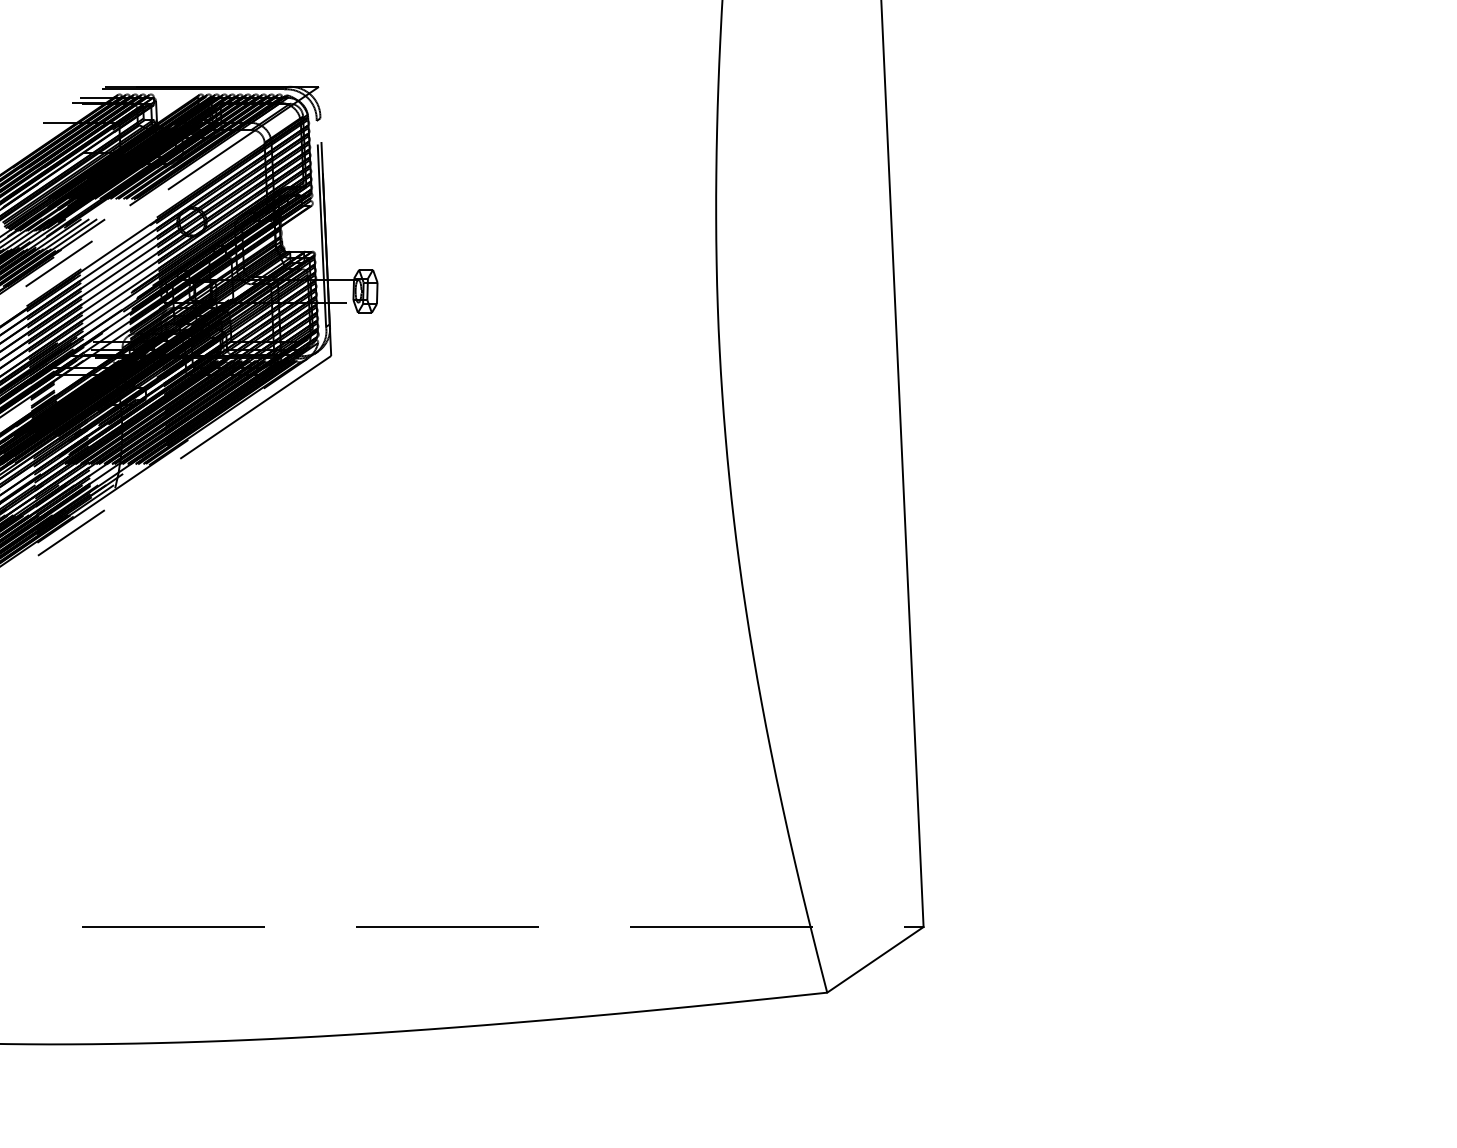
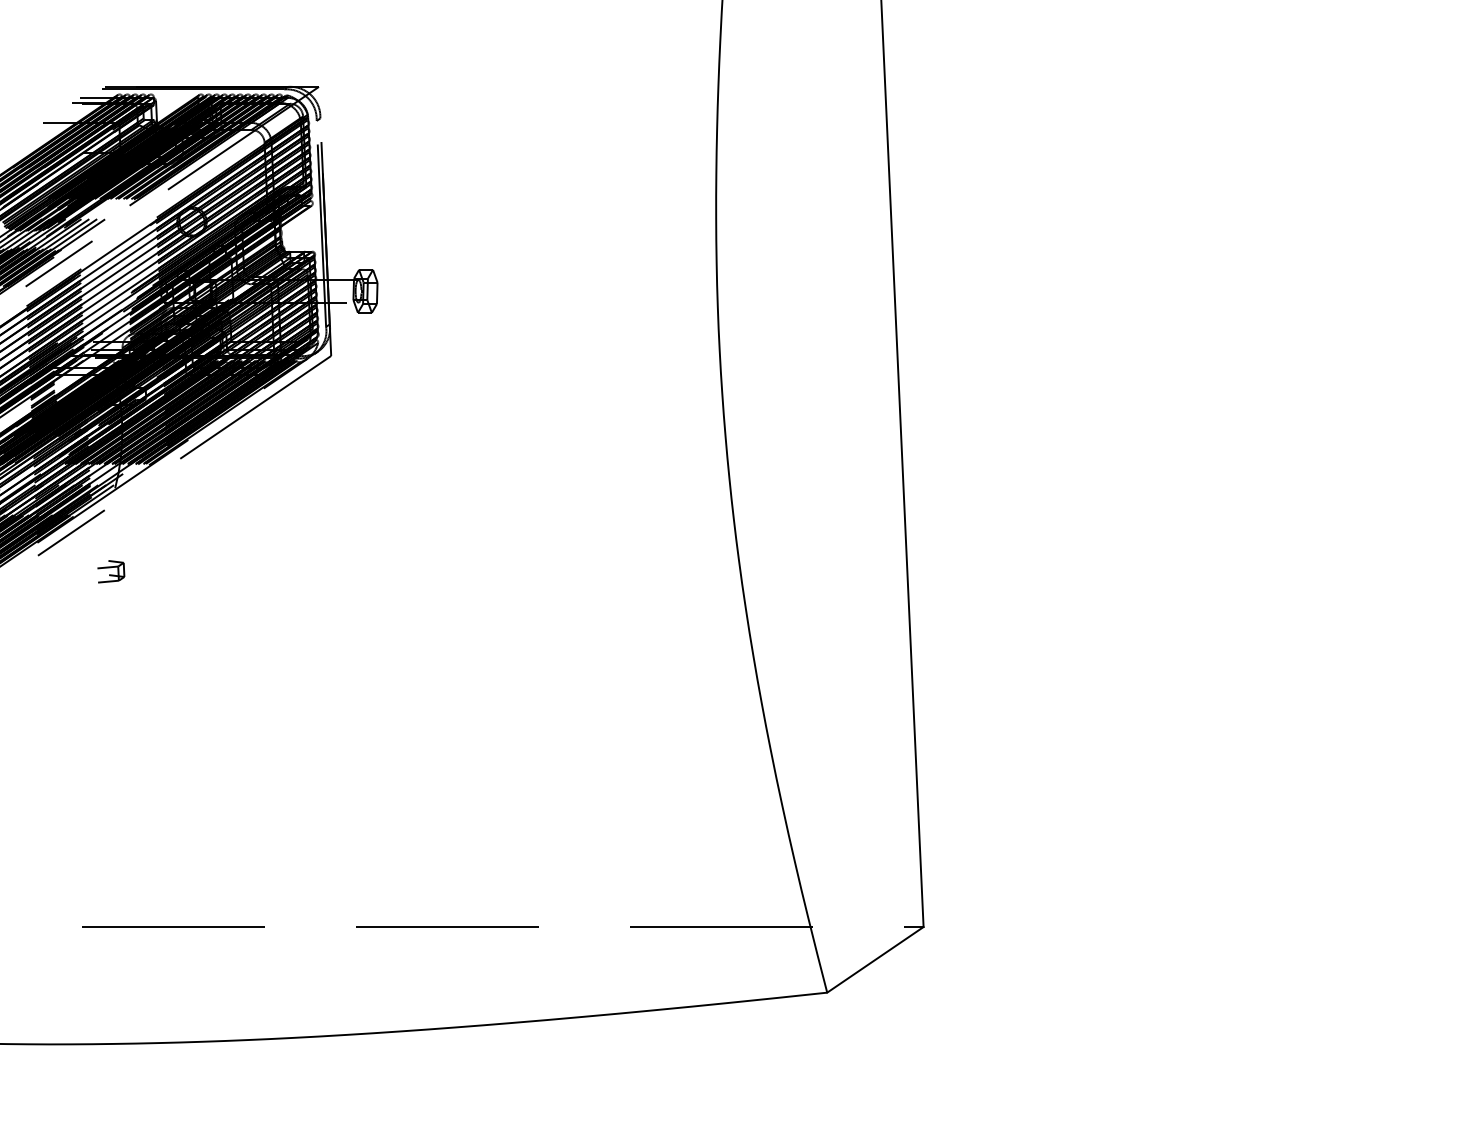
part: none -> present (111, 571)
